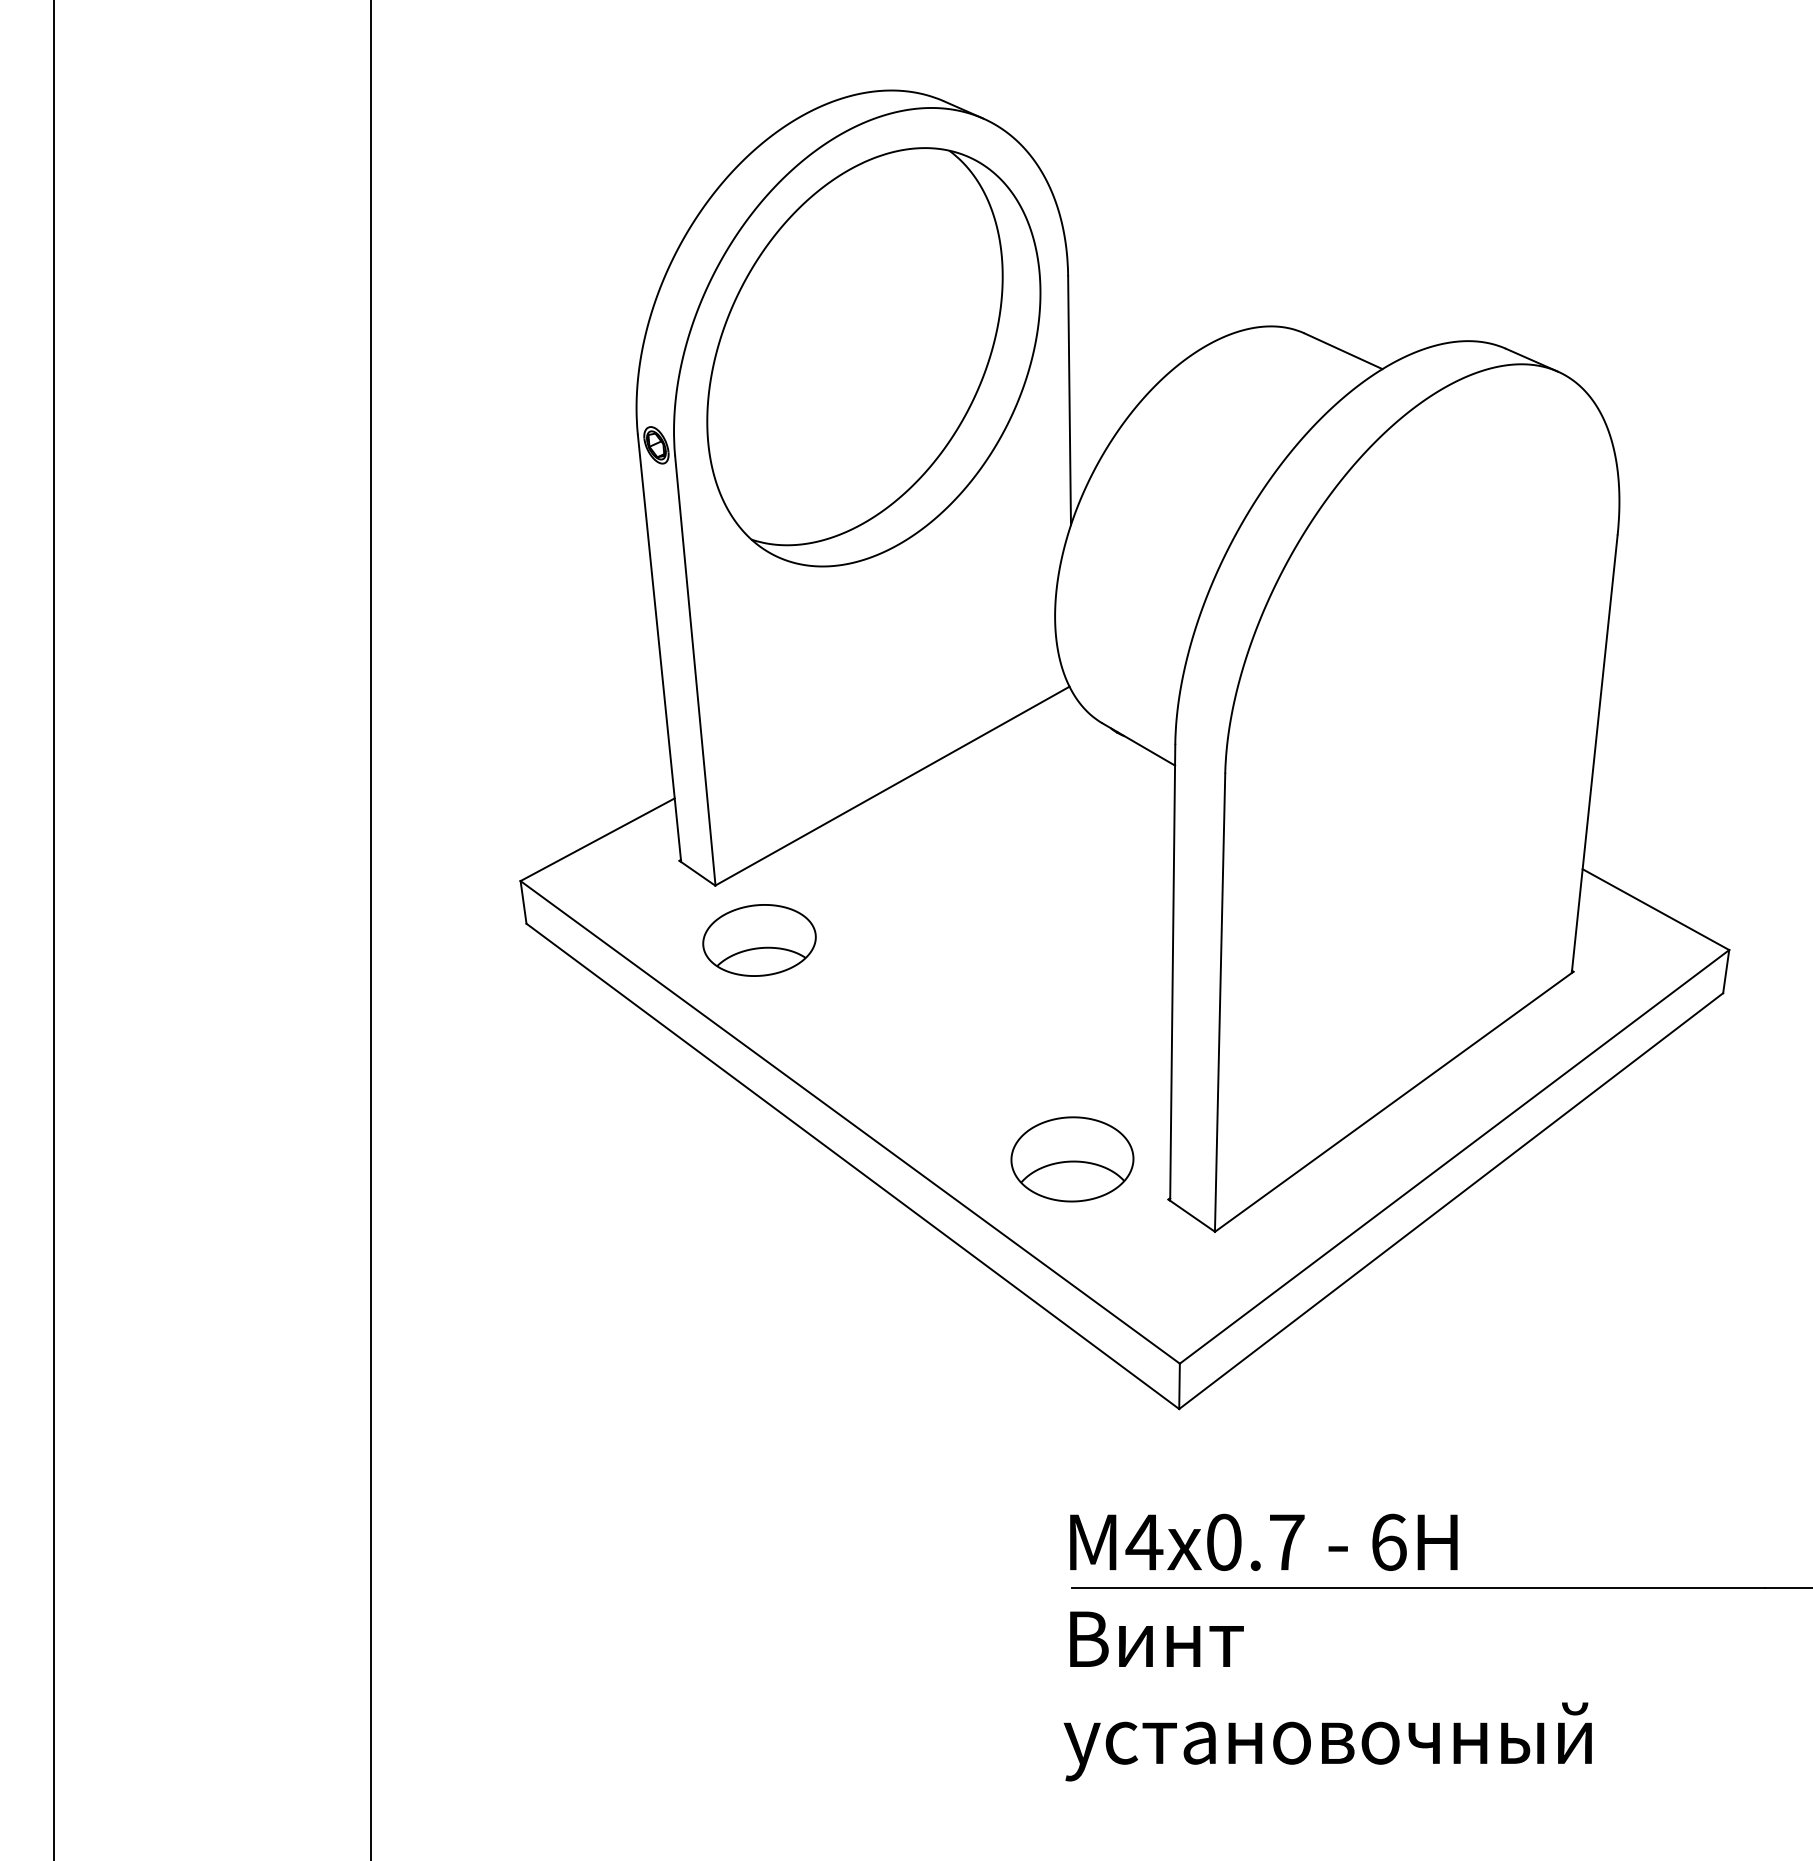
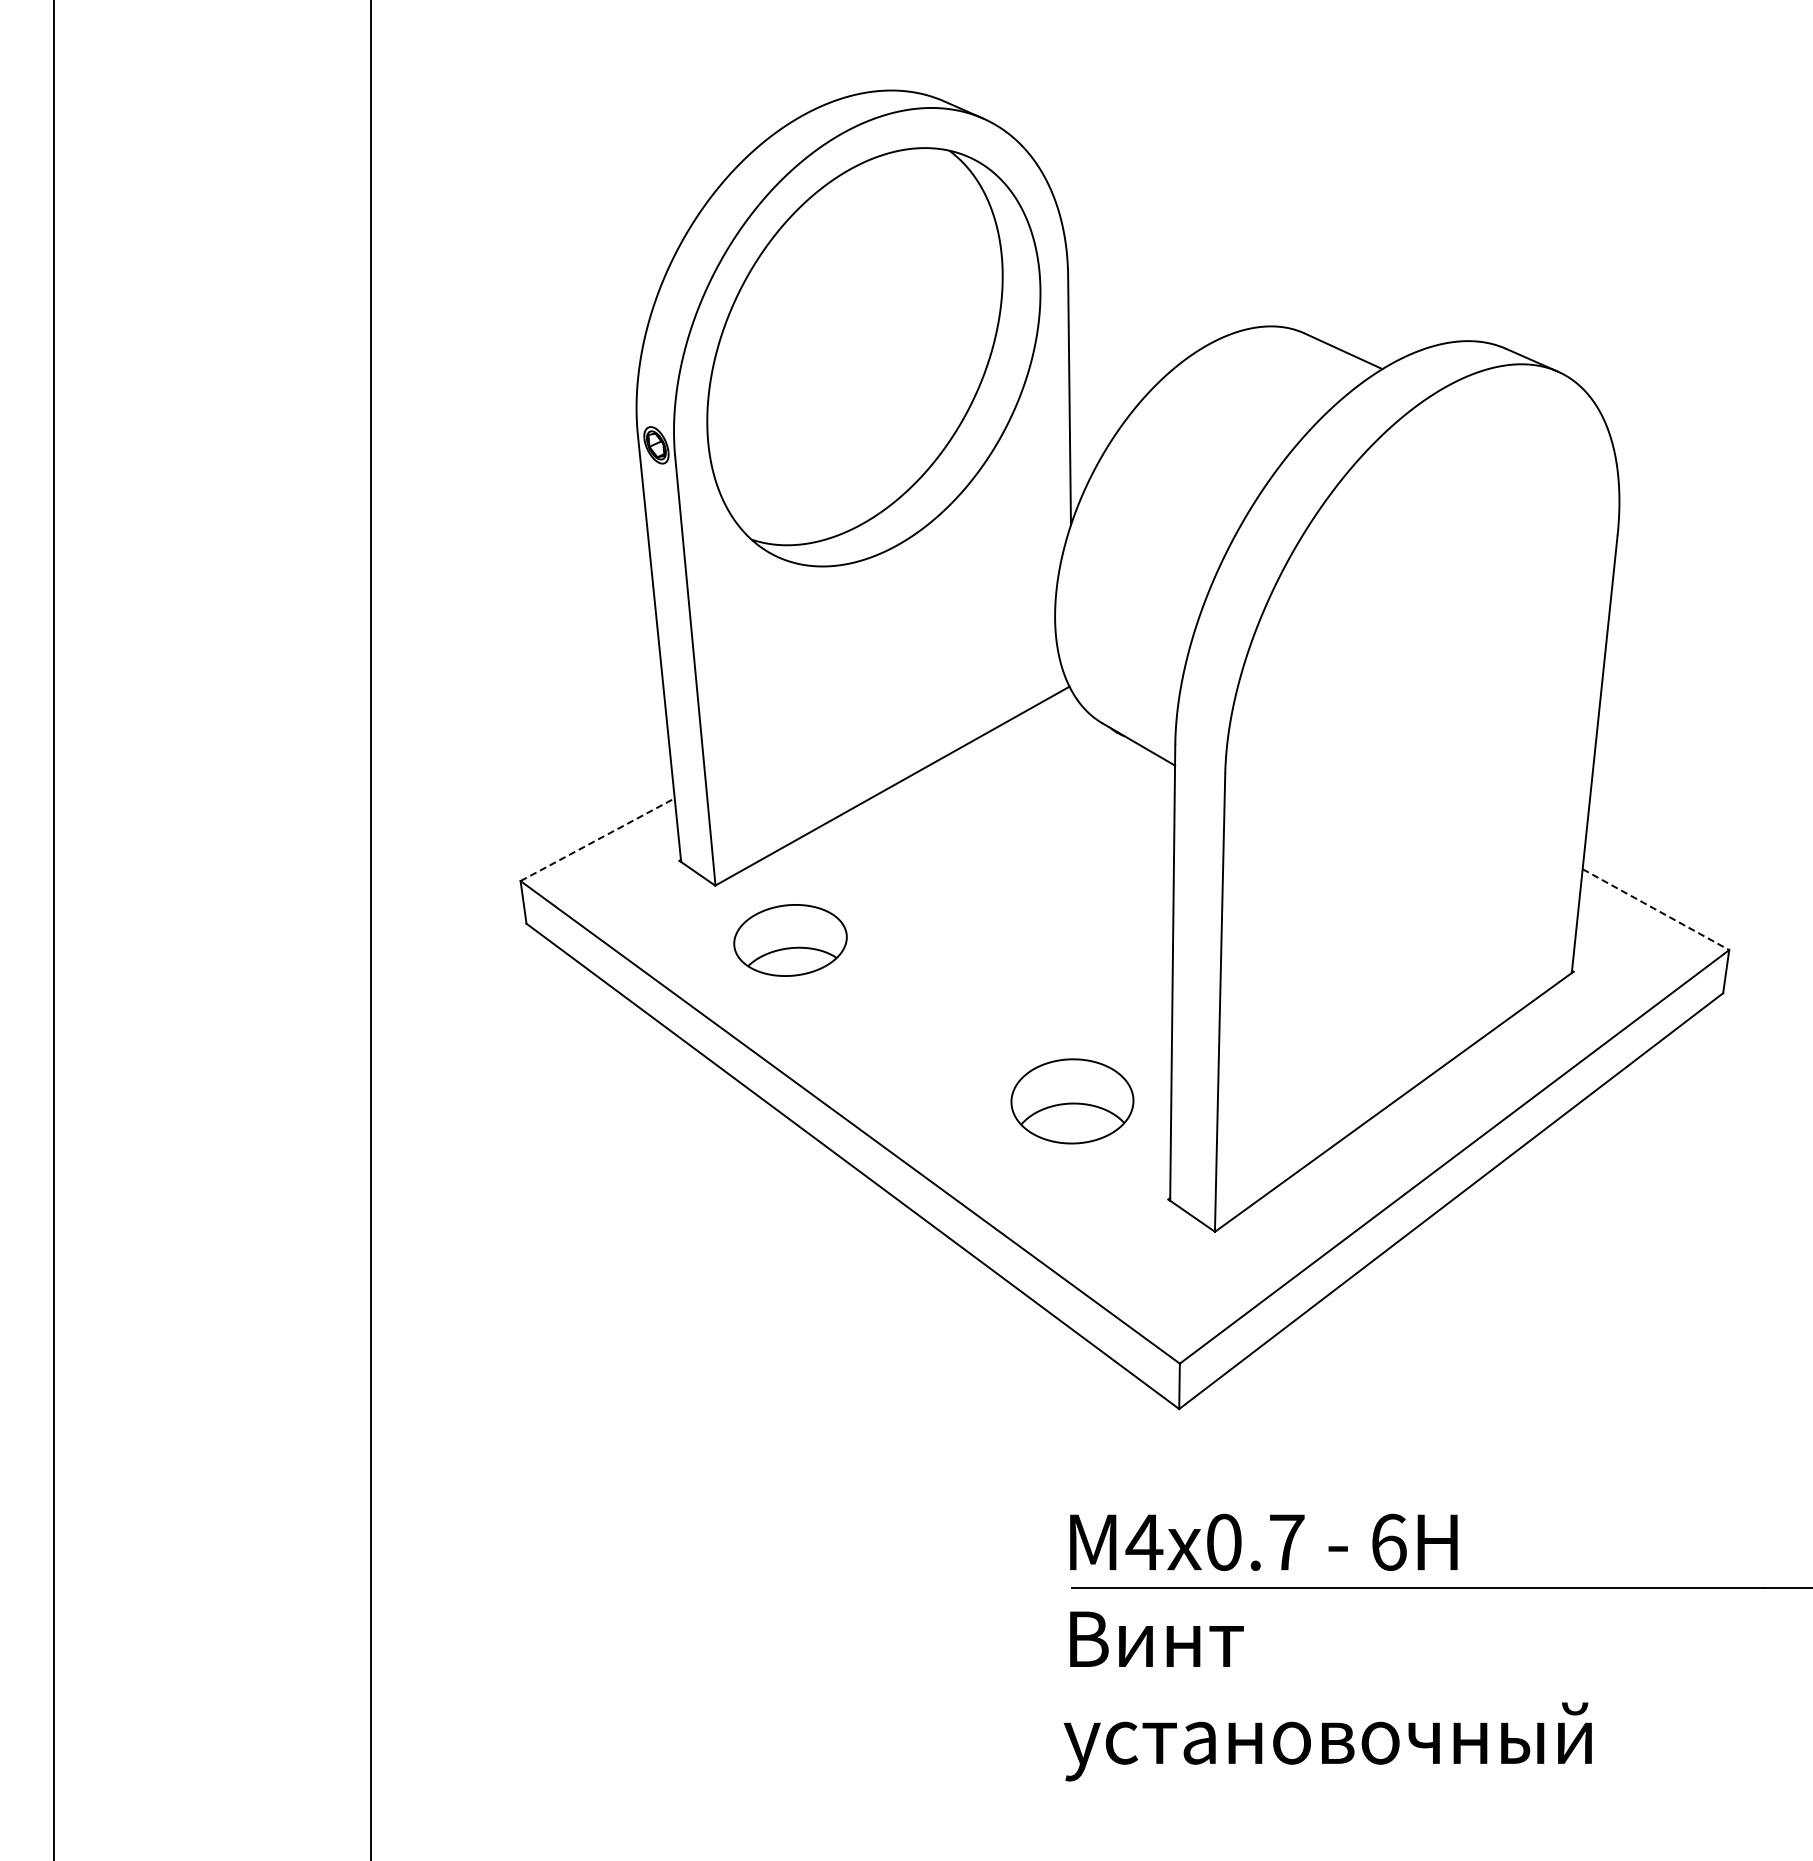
line: solid -> dashed (598, 839)
line: solid -> dashed (1655, 909)
part position: (759, 940) -> (790, 940) (790, 940)
part position: (1072, 1159) -> (1072, 1101) (1072, 1101)
